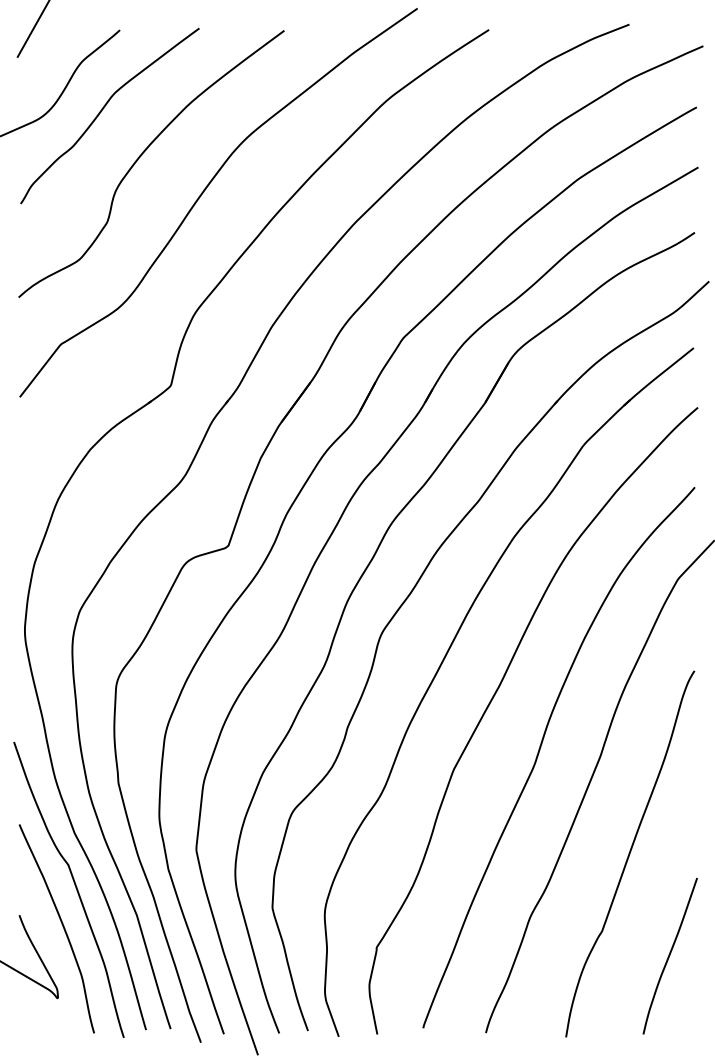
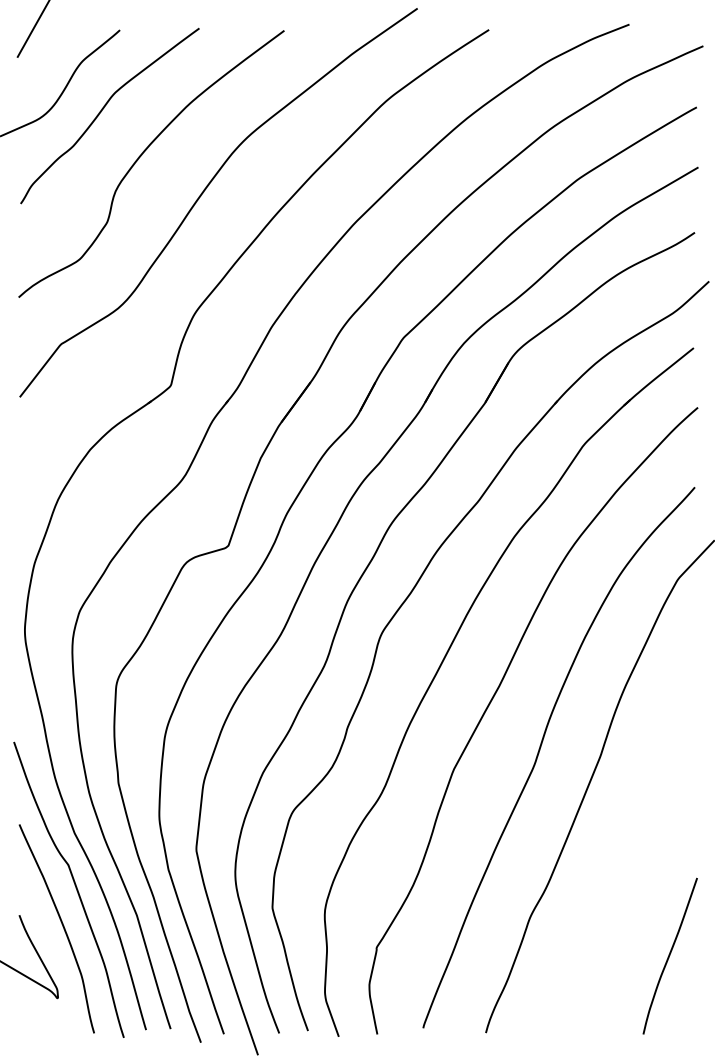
curve: present -> none (630, 853)
